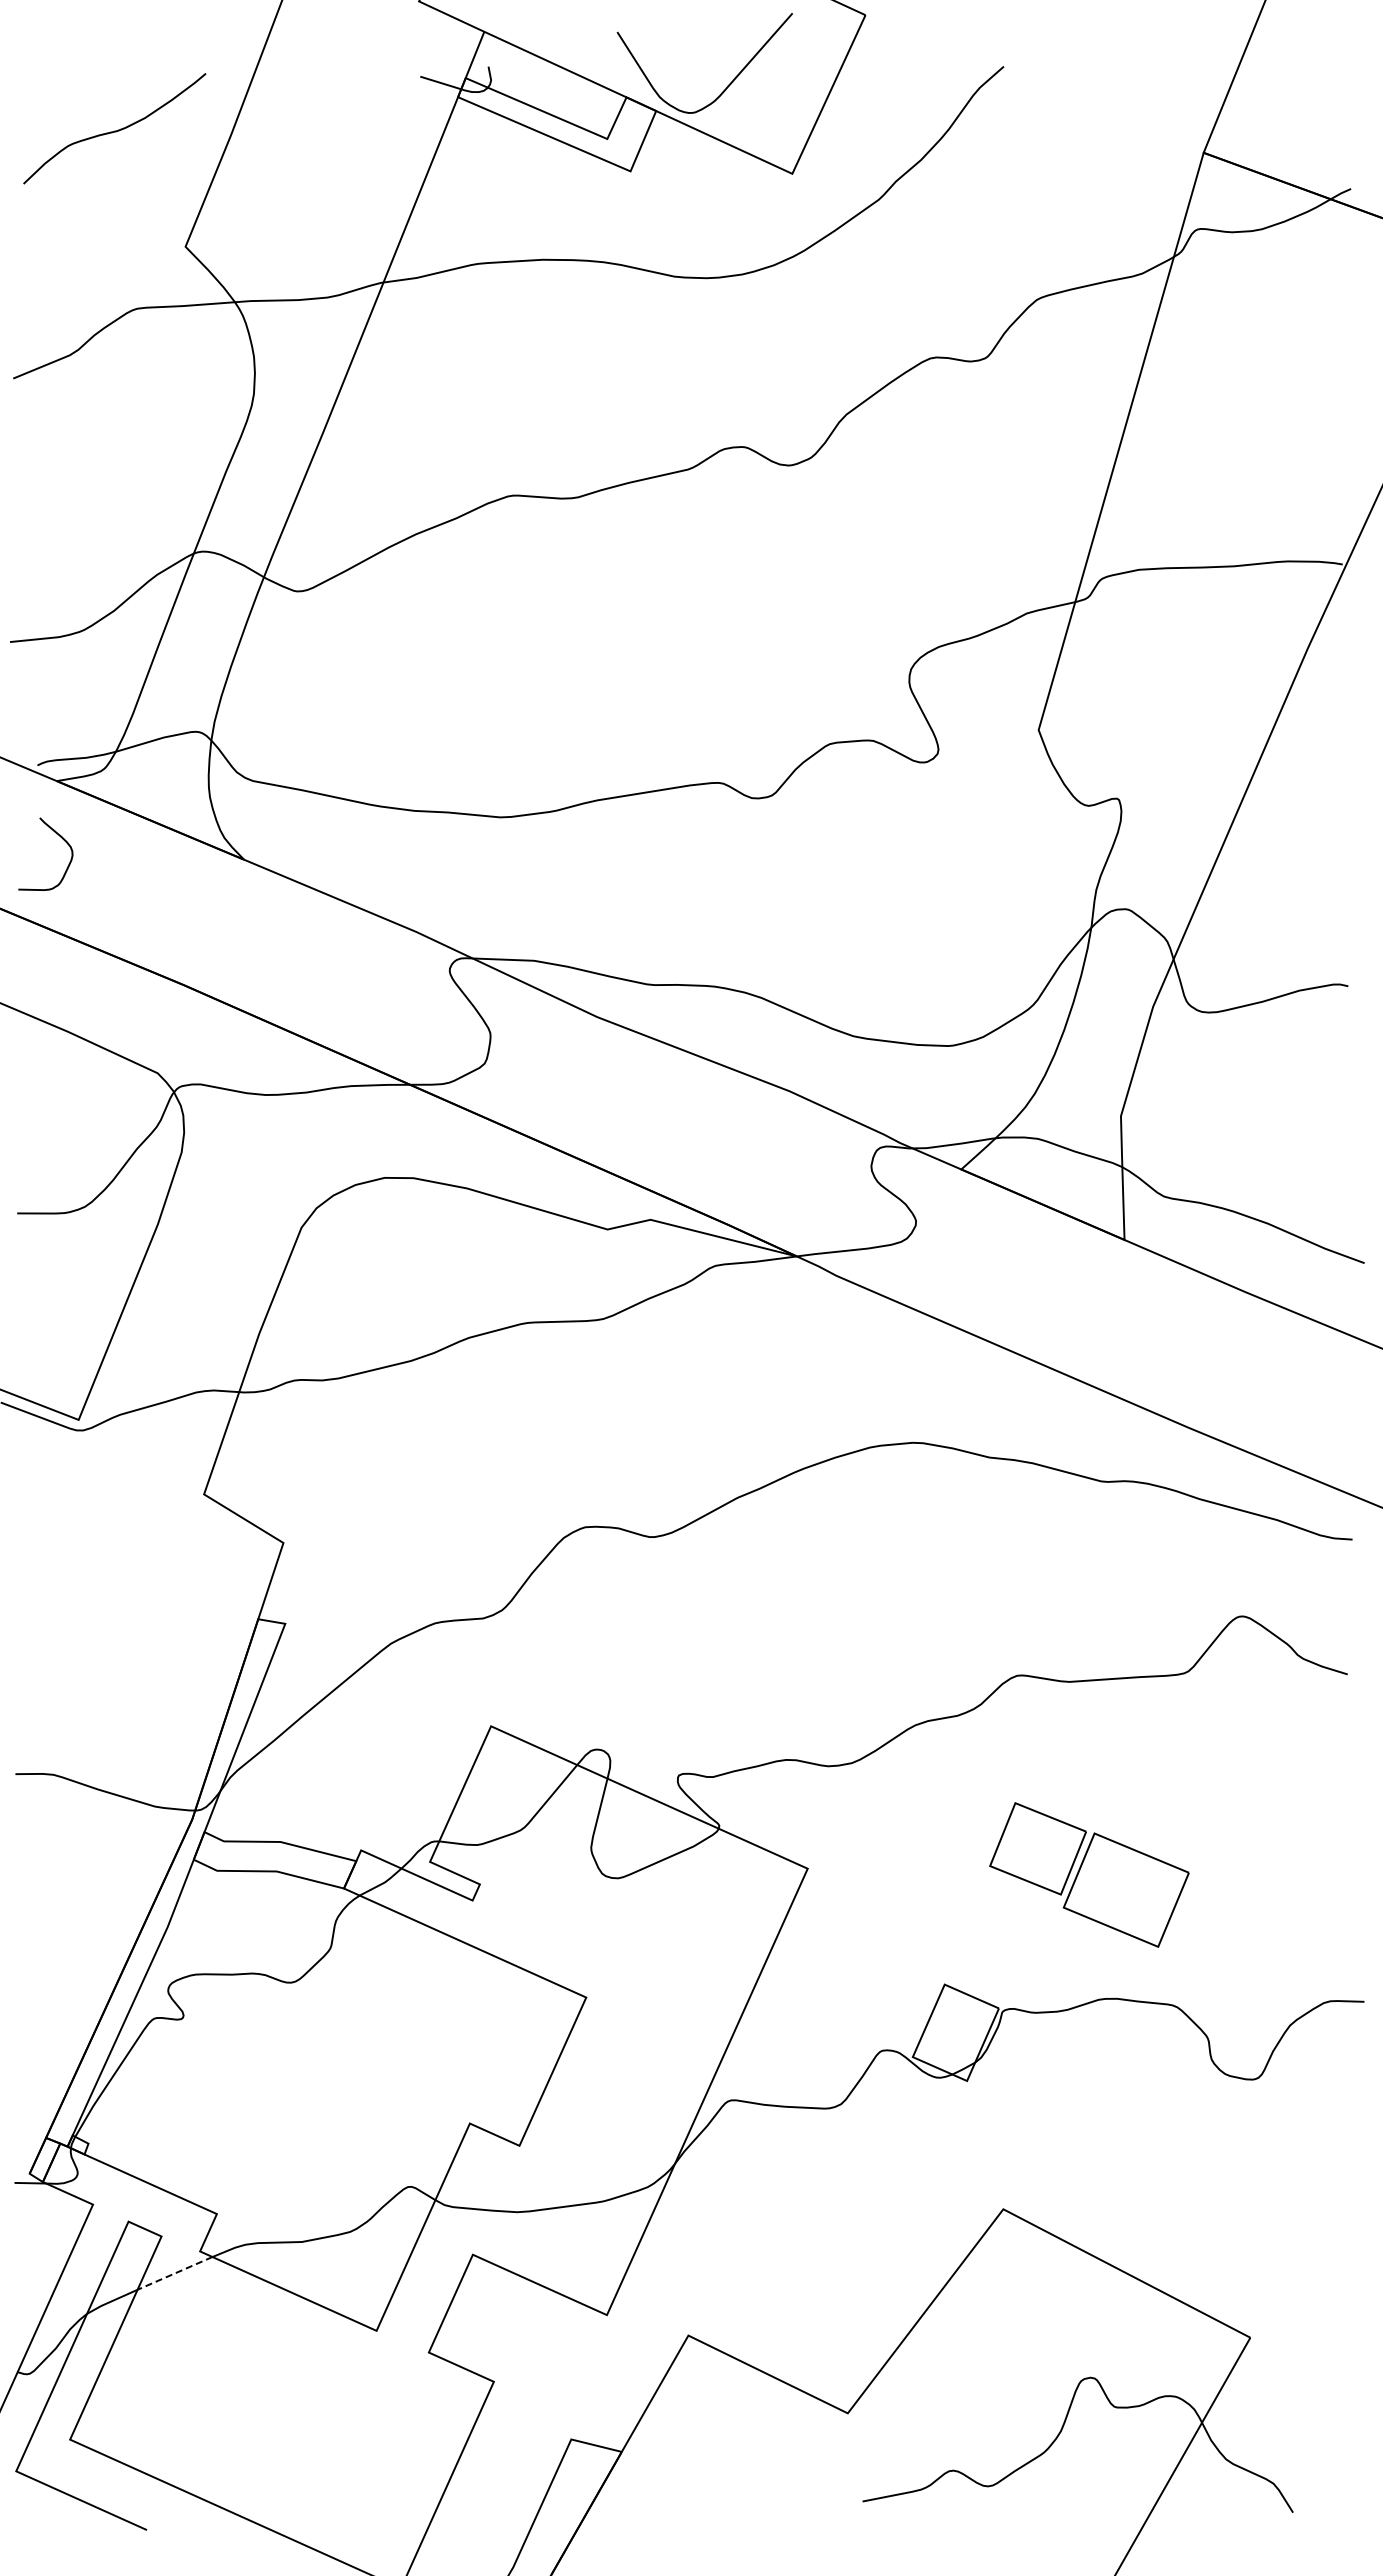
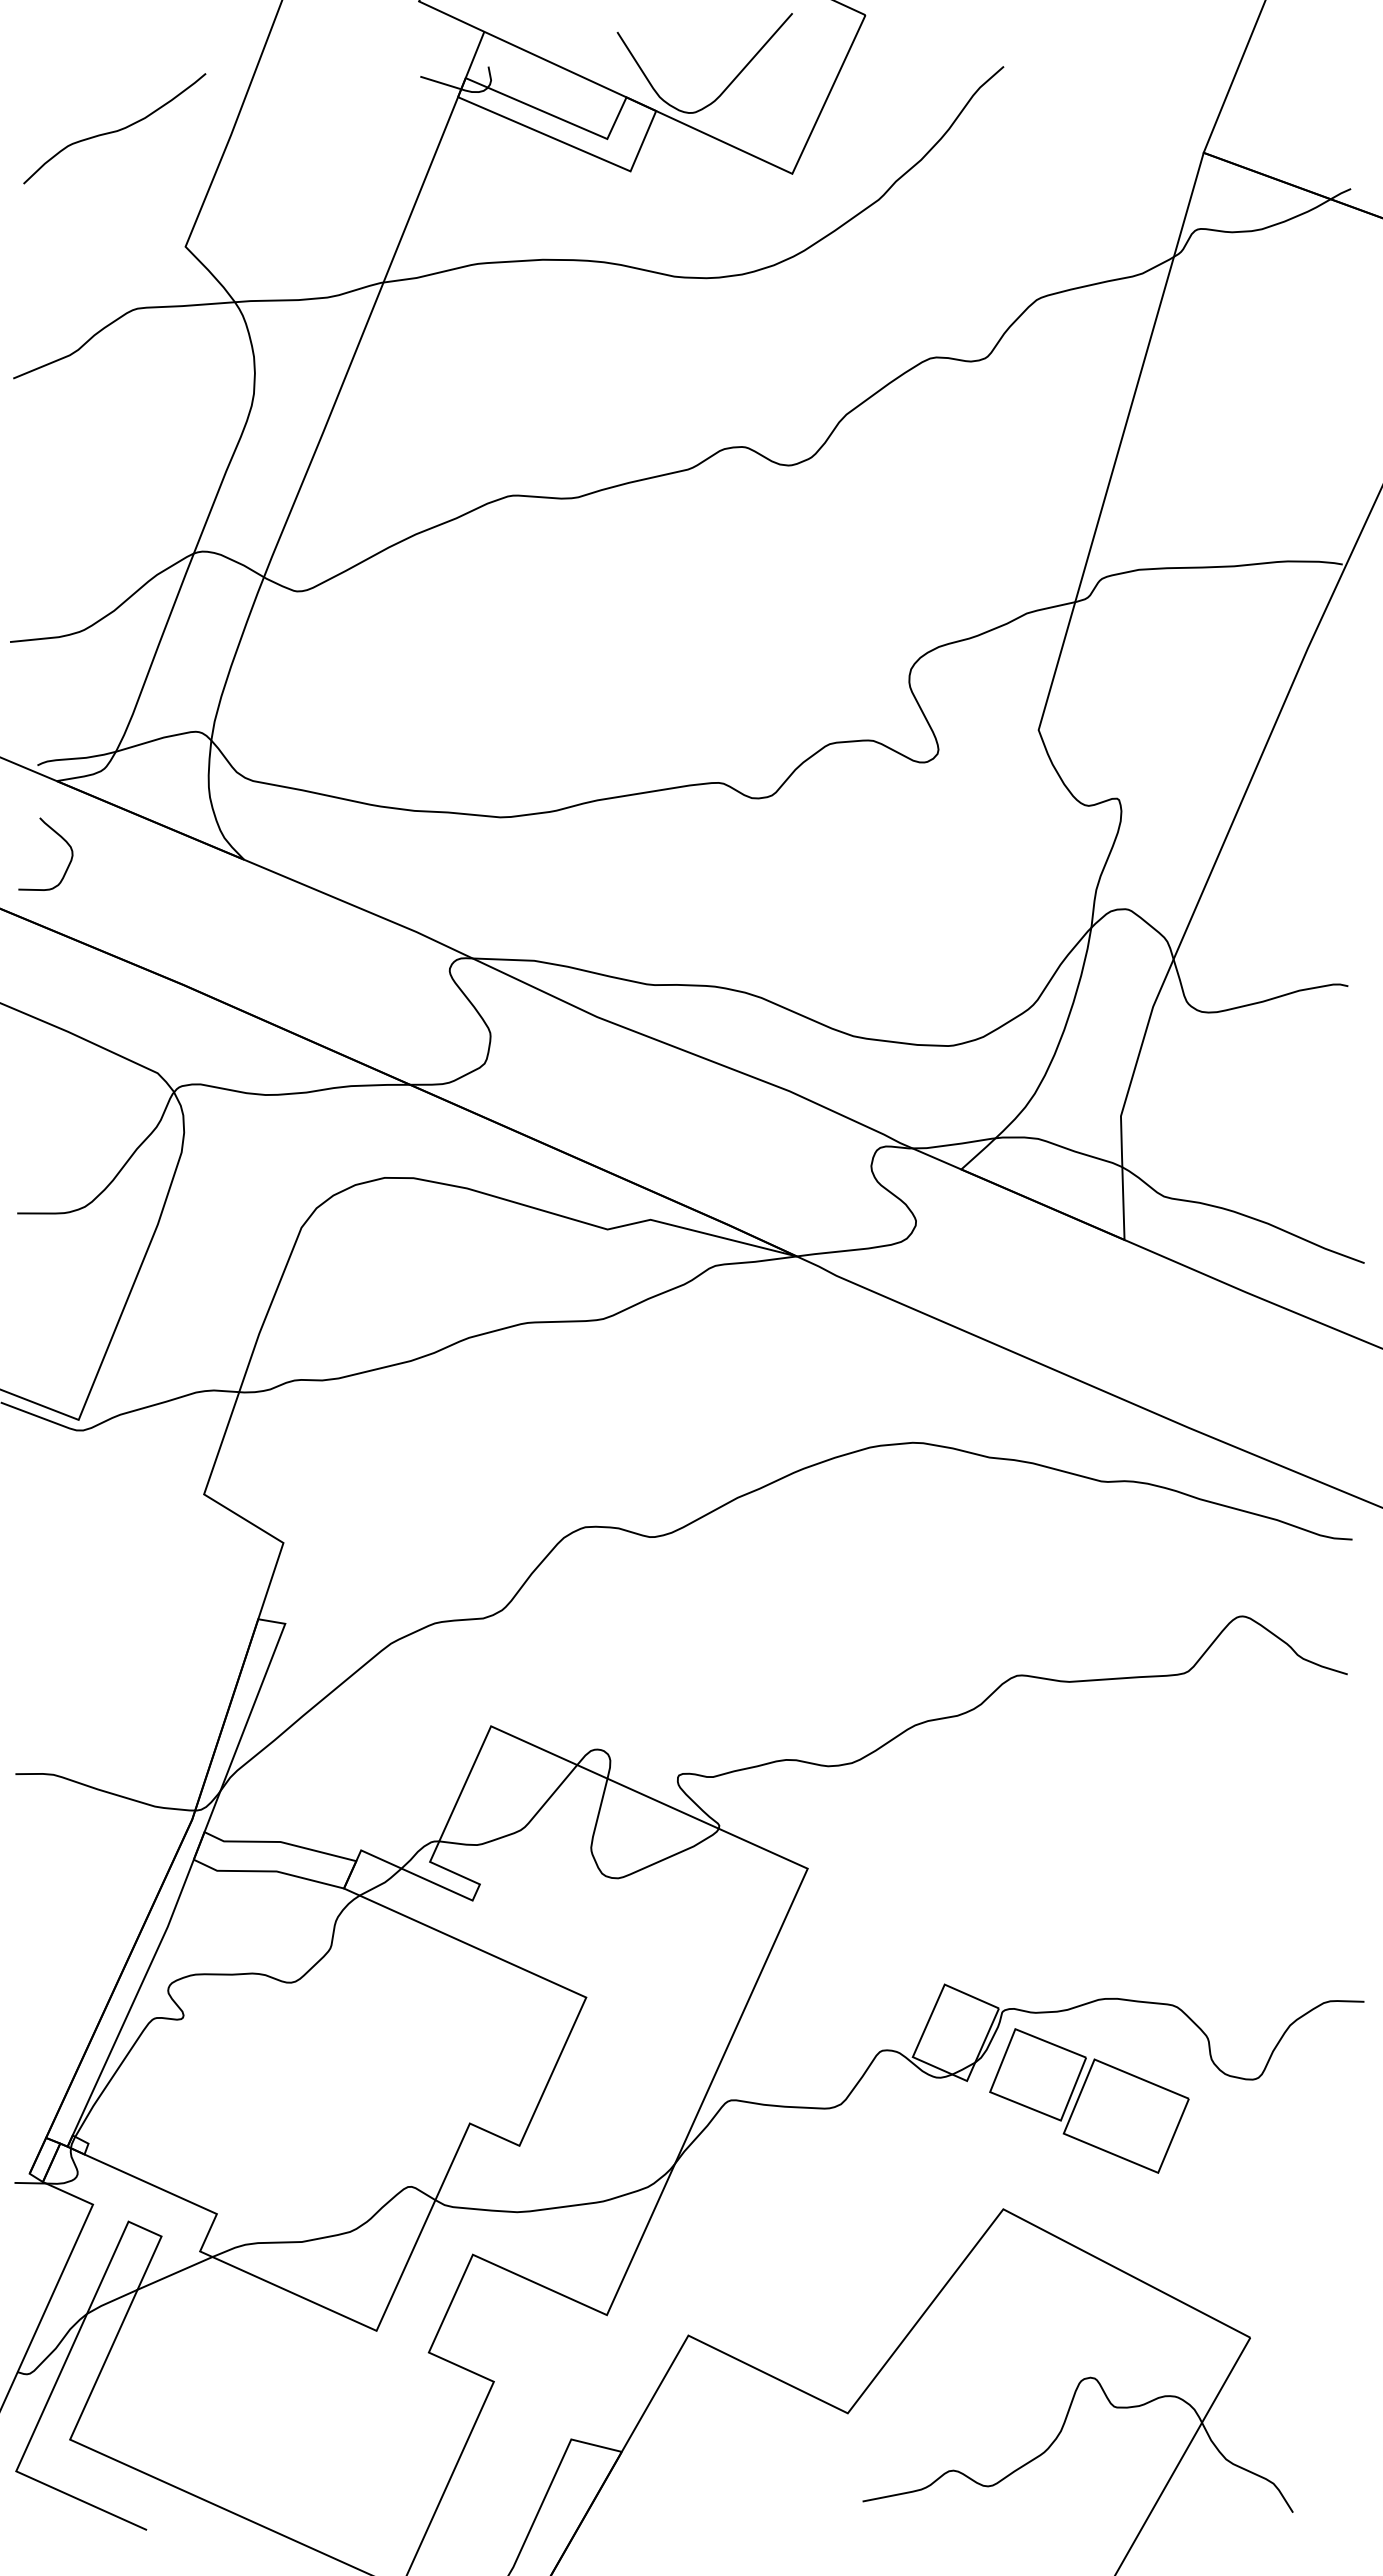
part position: (1089, 1874) -> (1089, 2100) (1089, 2100)
line: dashed -> solid (175, 2273)
